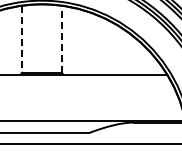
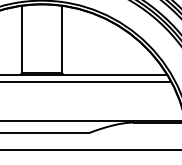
line: dashed -> solid (61, 38)
line: dashed -> solid (22, 39)
line: none -> present (86, 81)
line position: (90, 143) -> (90, 149) (90, 149)
